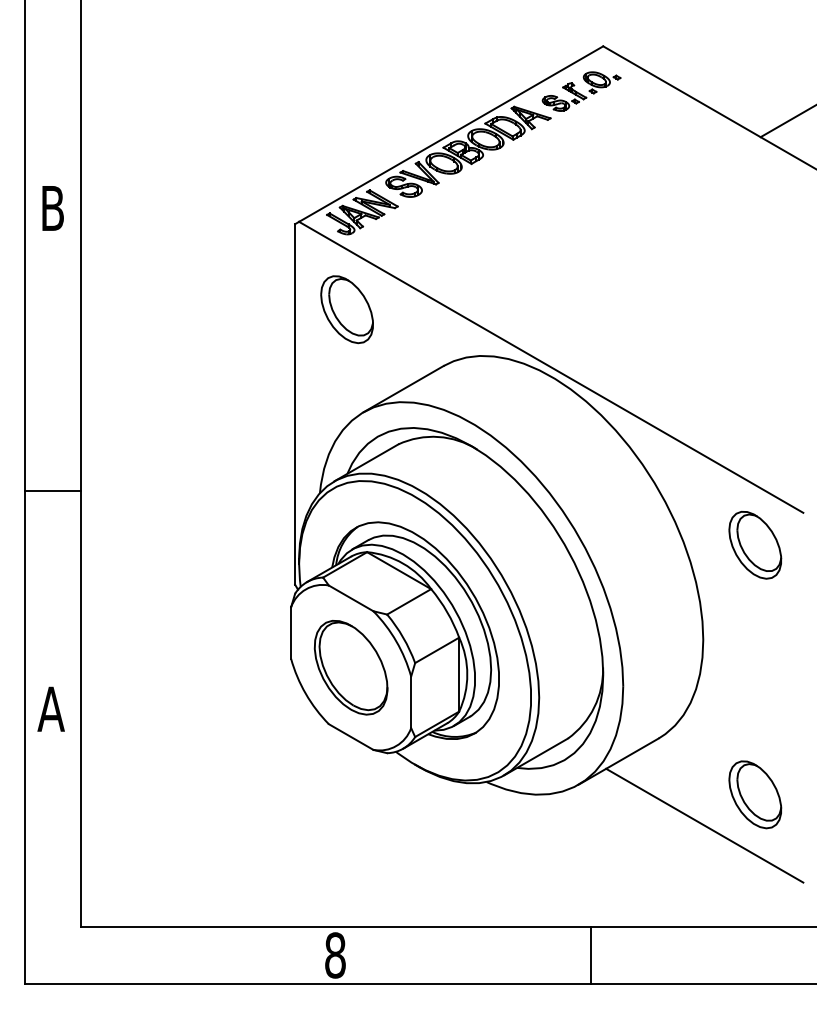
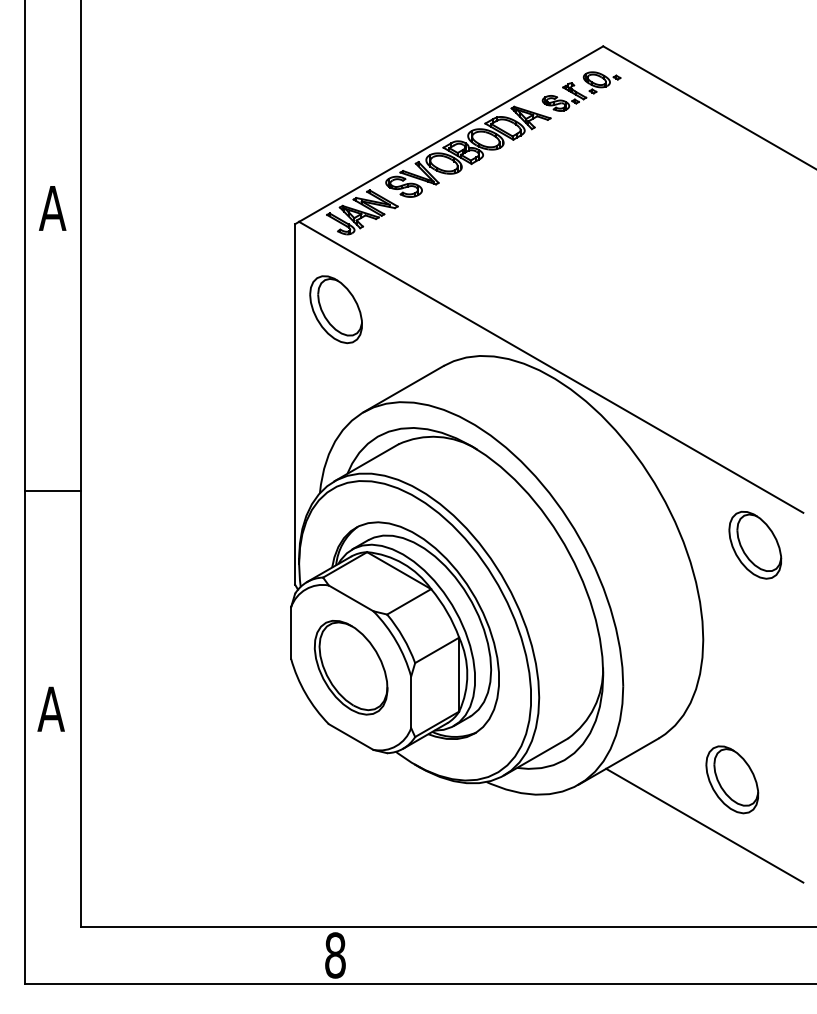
line: present -> none (786, 121)
text: B -> A (52, 208)
part position: (346, 309) -> (335, 309) (335, 309)
part position: (755, 794) -> (732, 779) (732, 779)
line: present -> none (590, 954)
